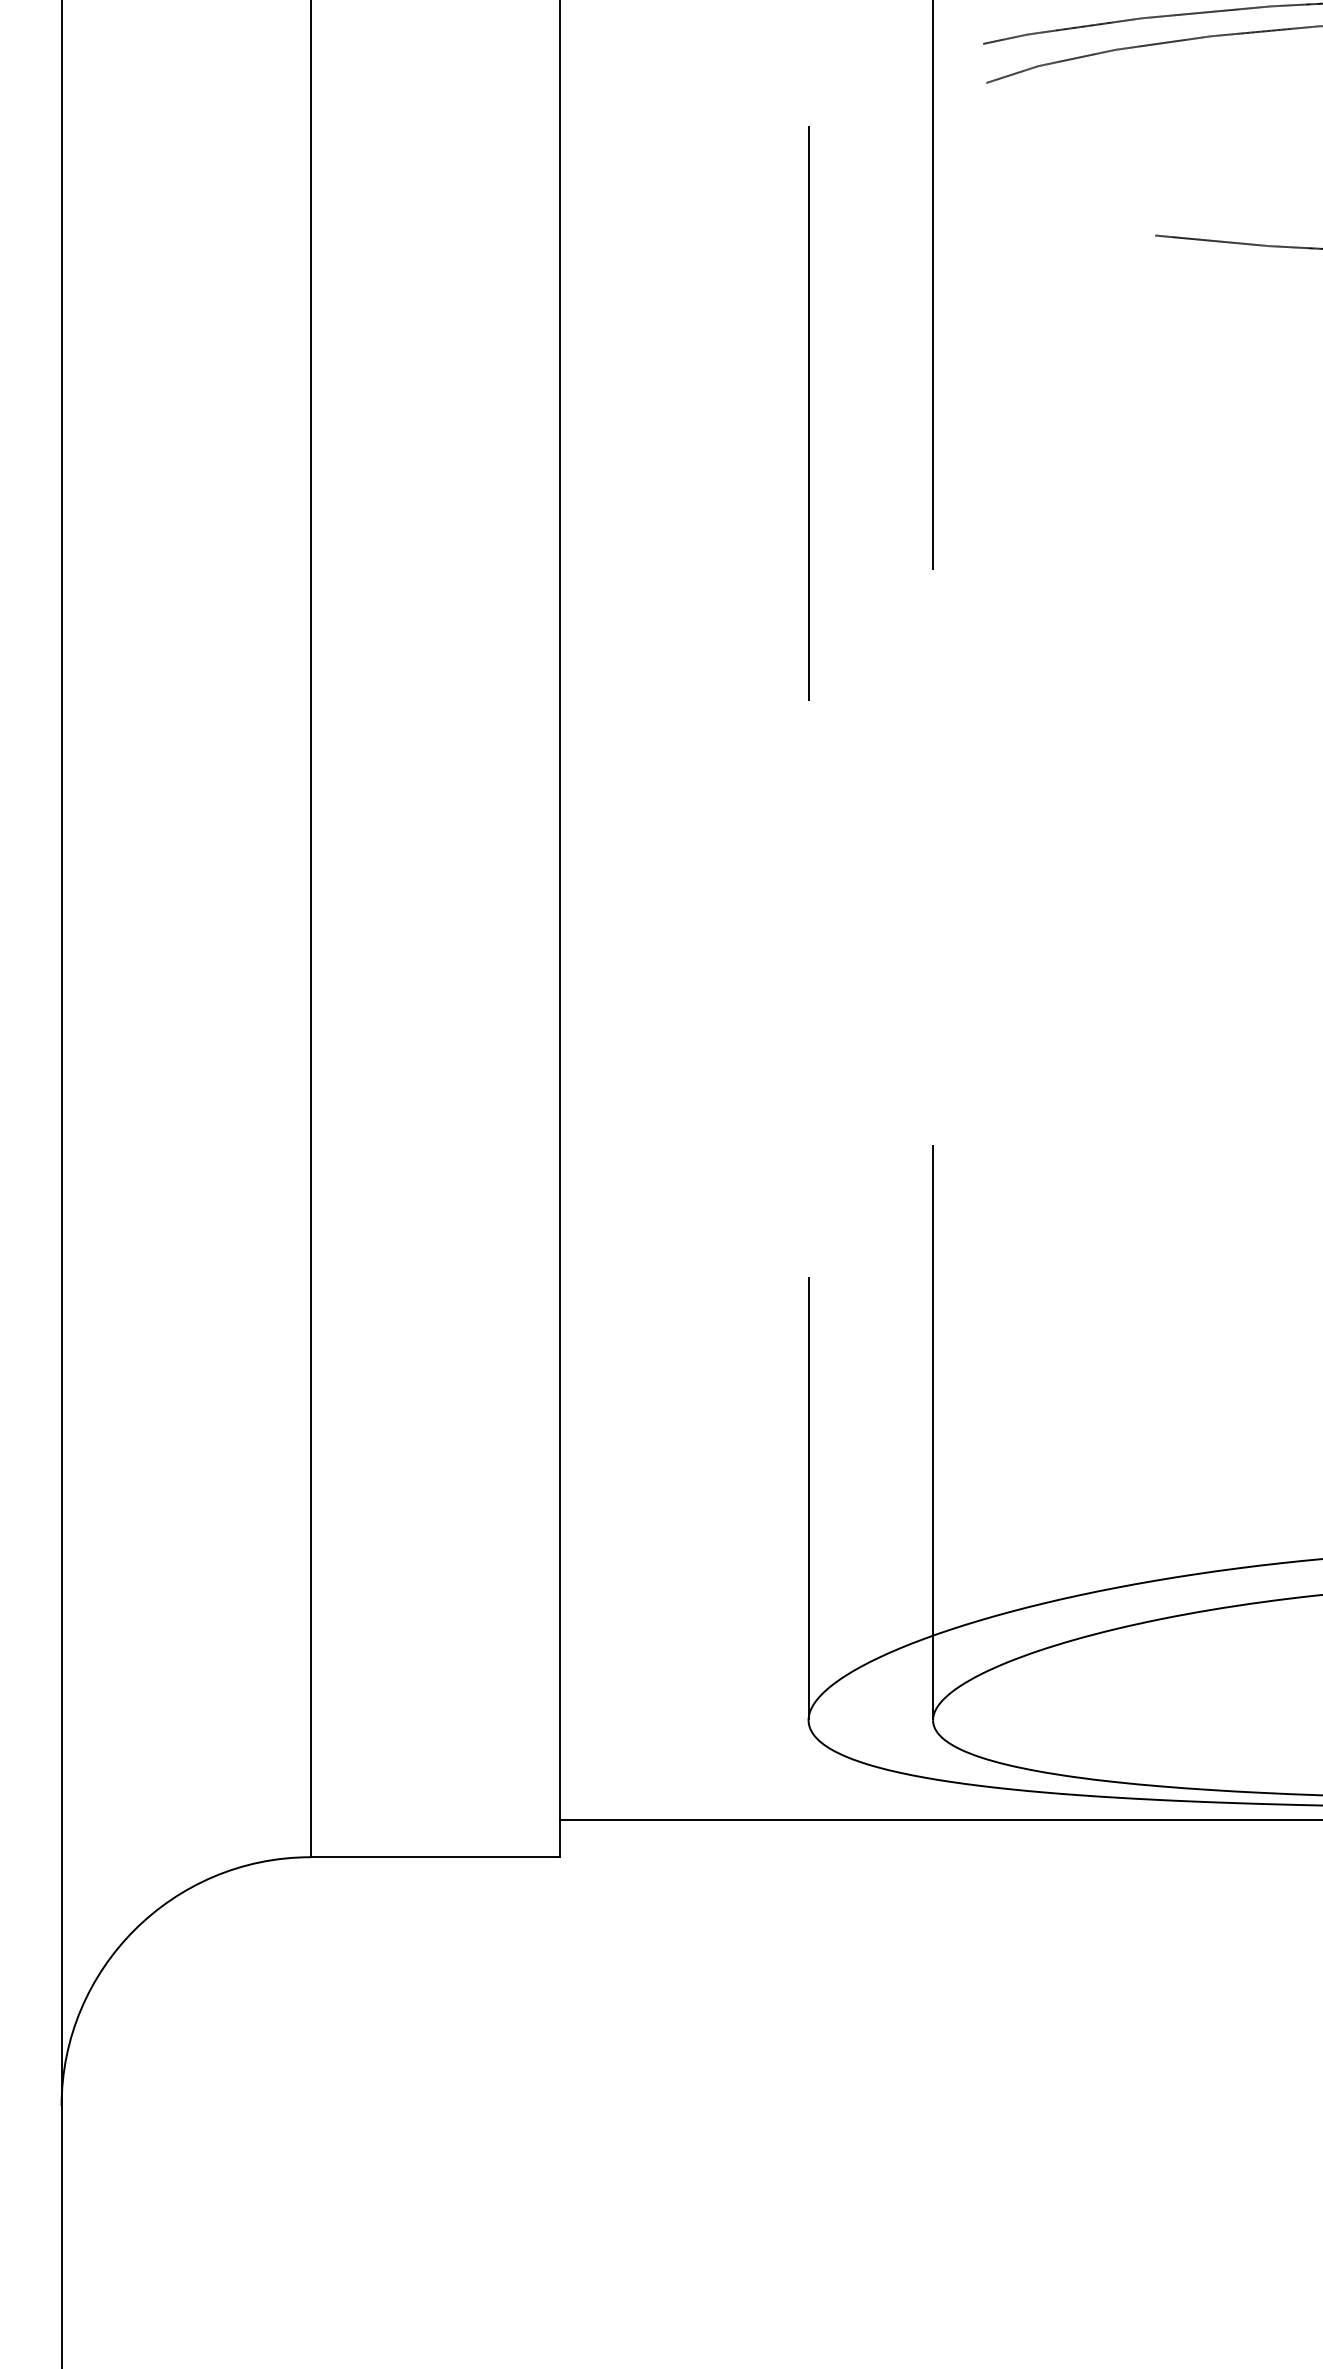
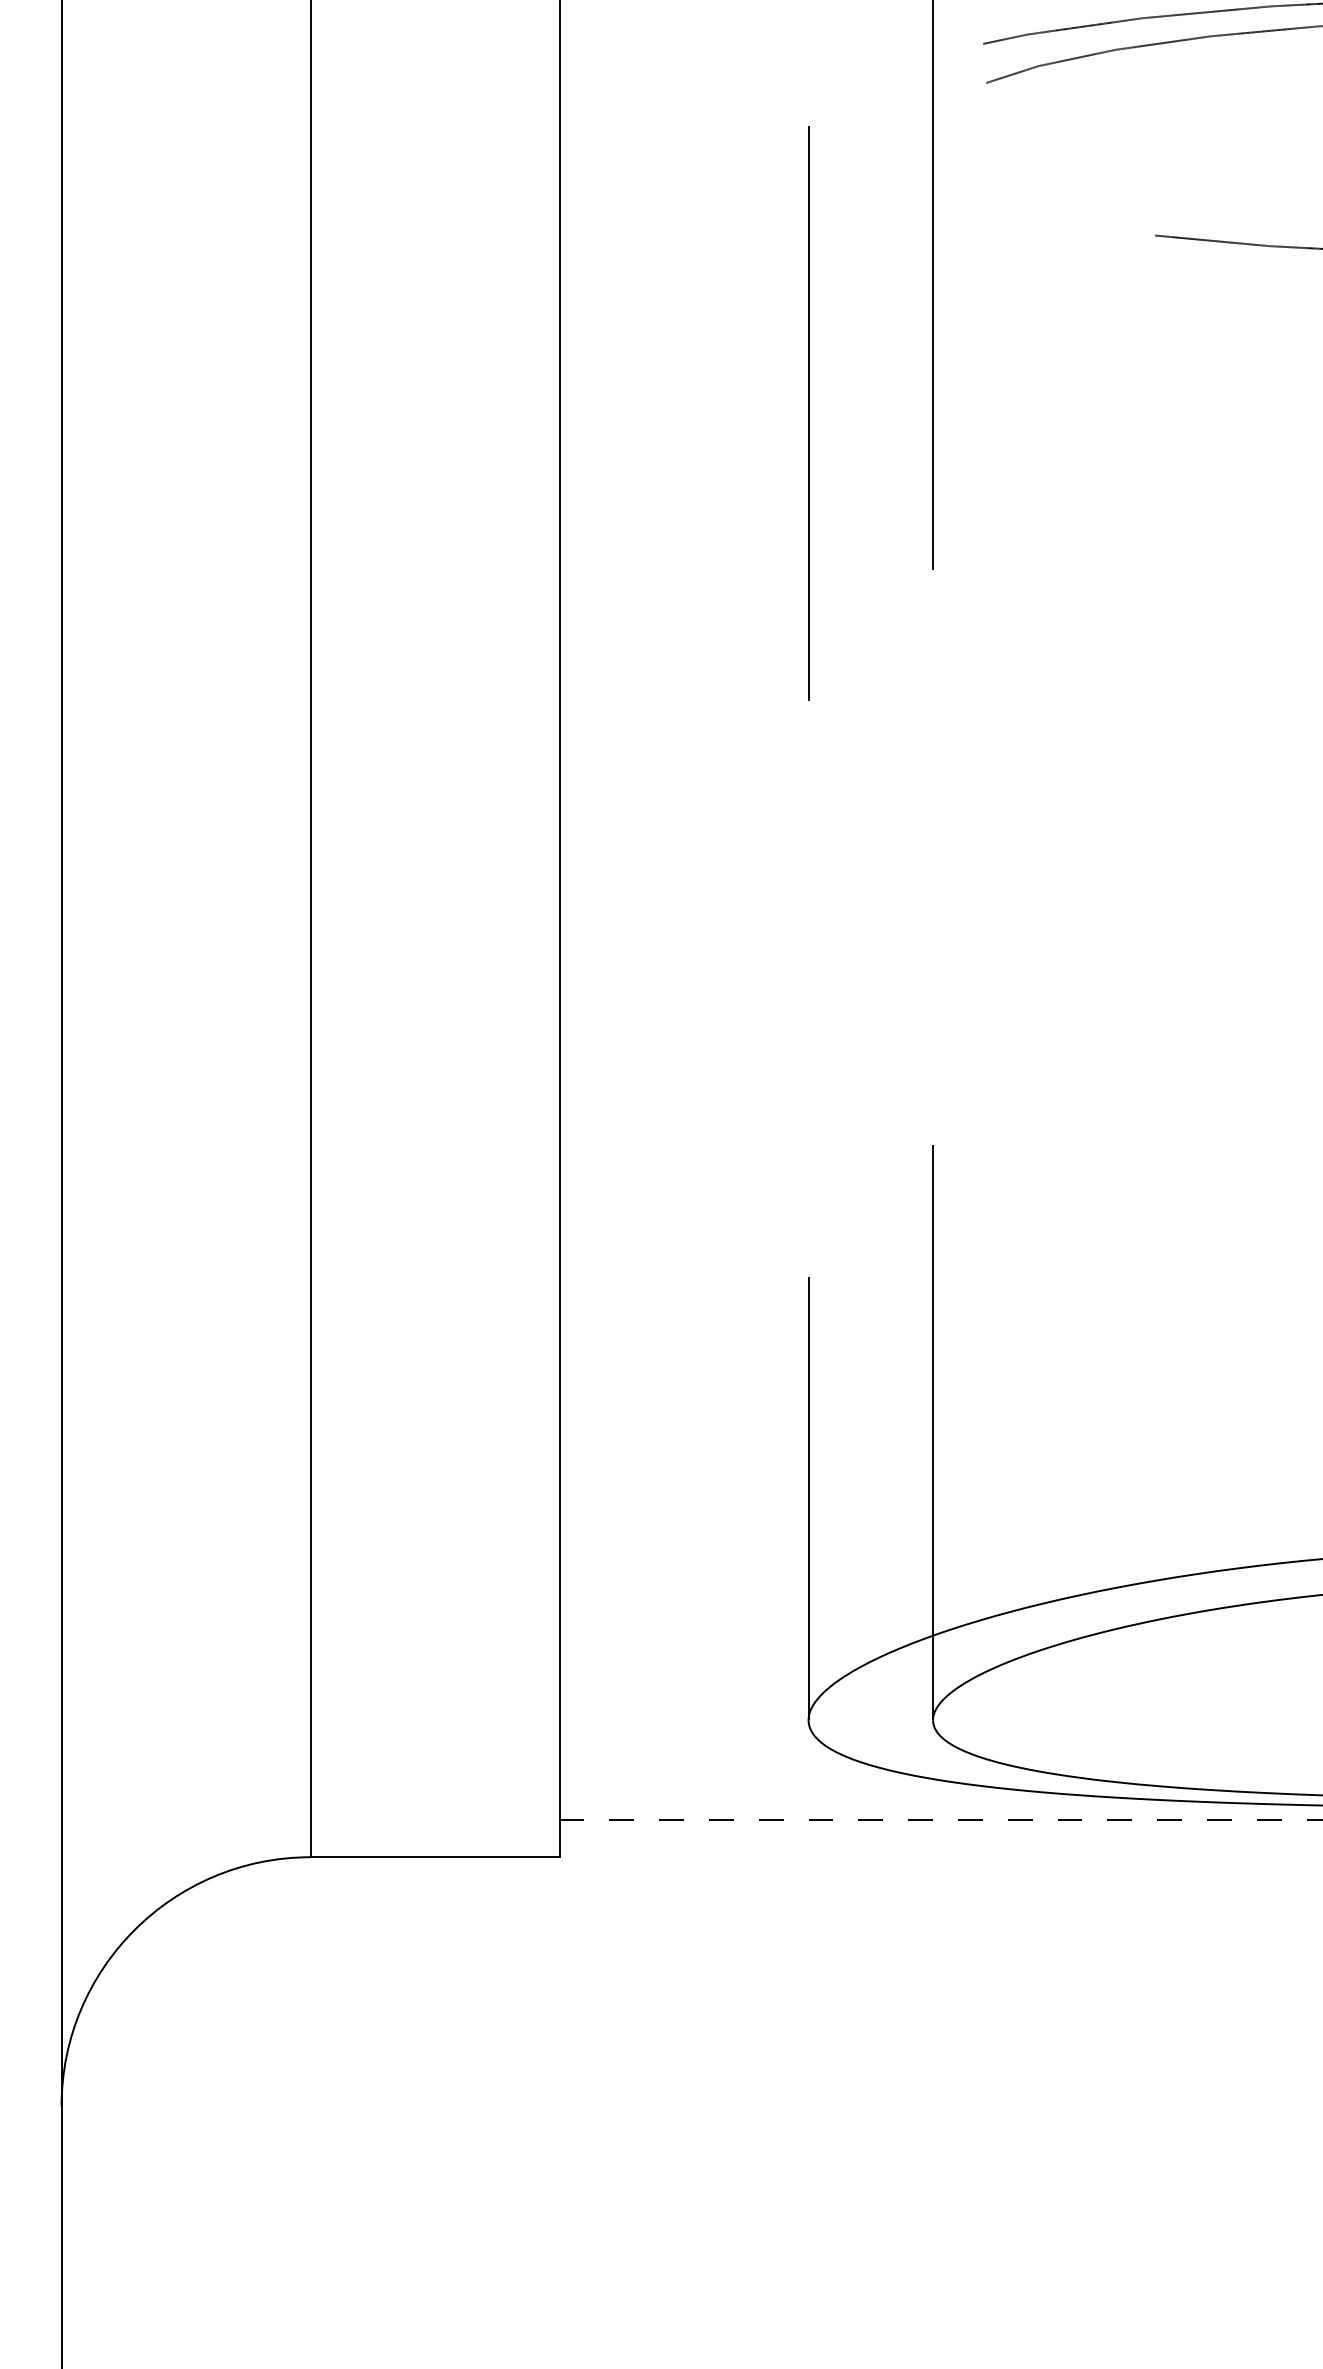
line: solid -> dashed (941, 1819)
